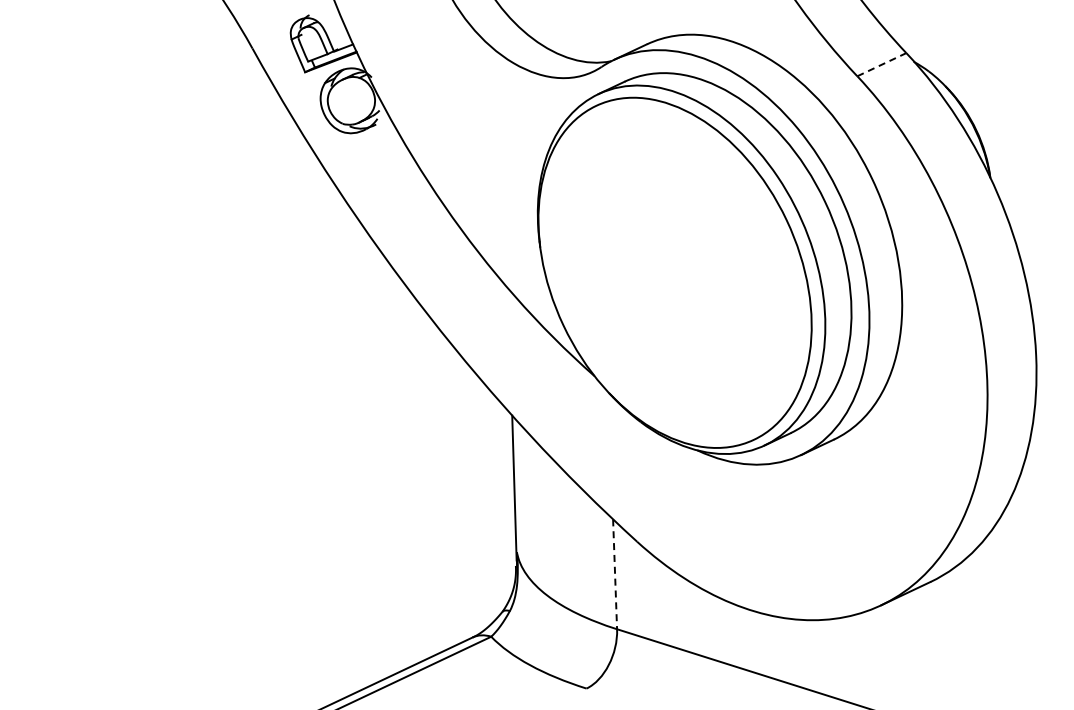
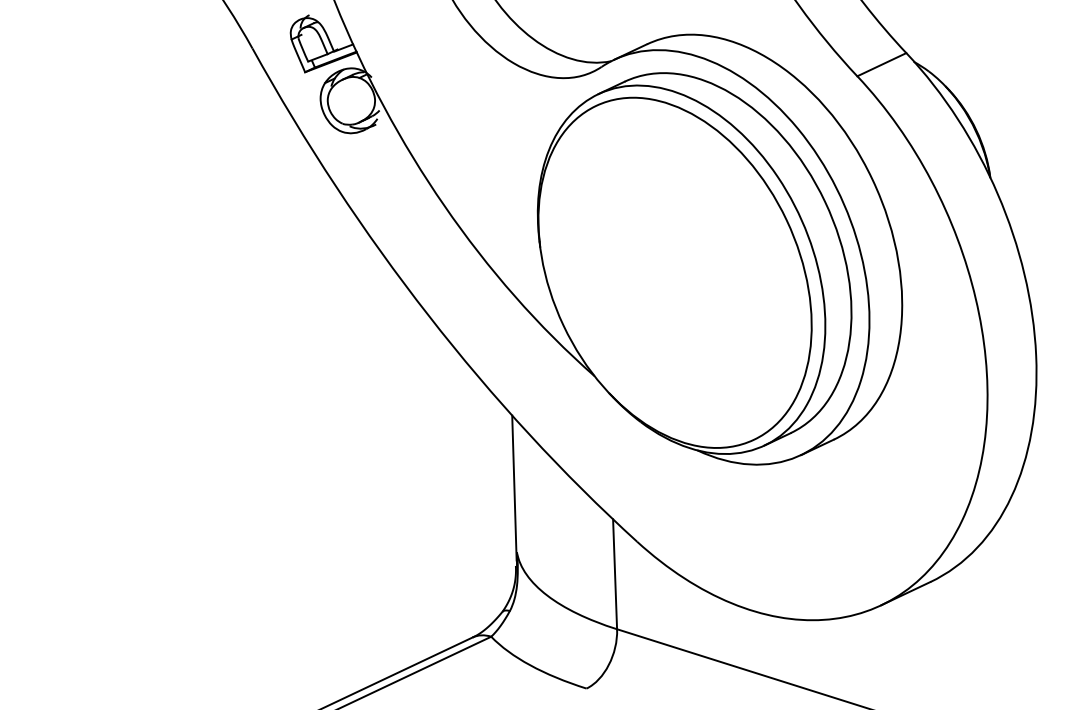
line: dashed -> solid (882, 64)
line: dashed -> solid (615, 574)
